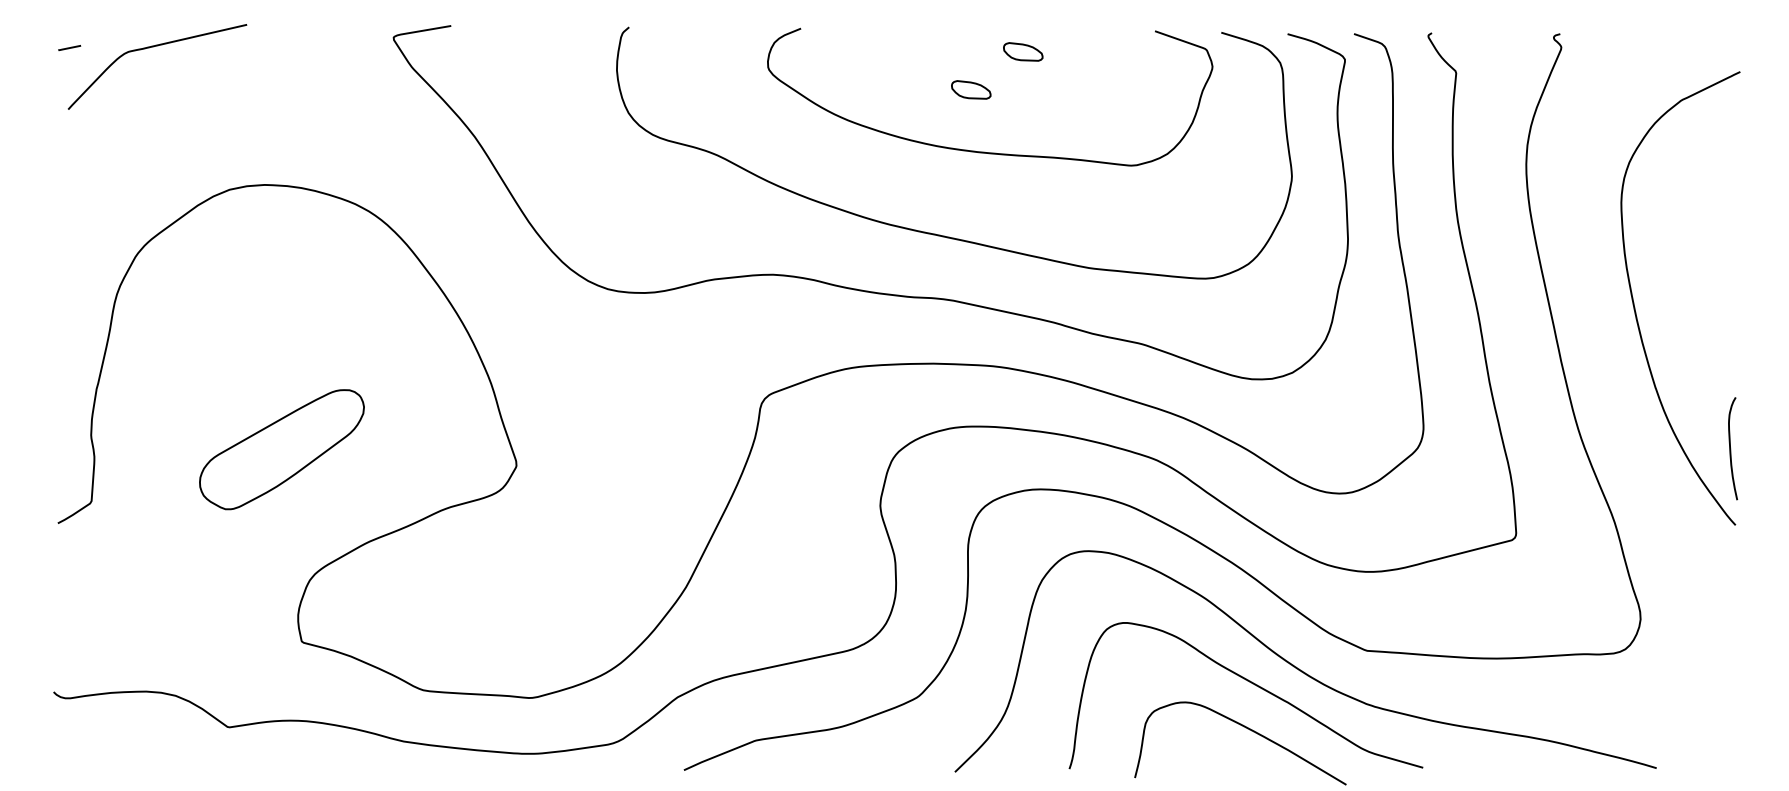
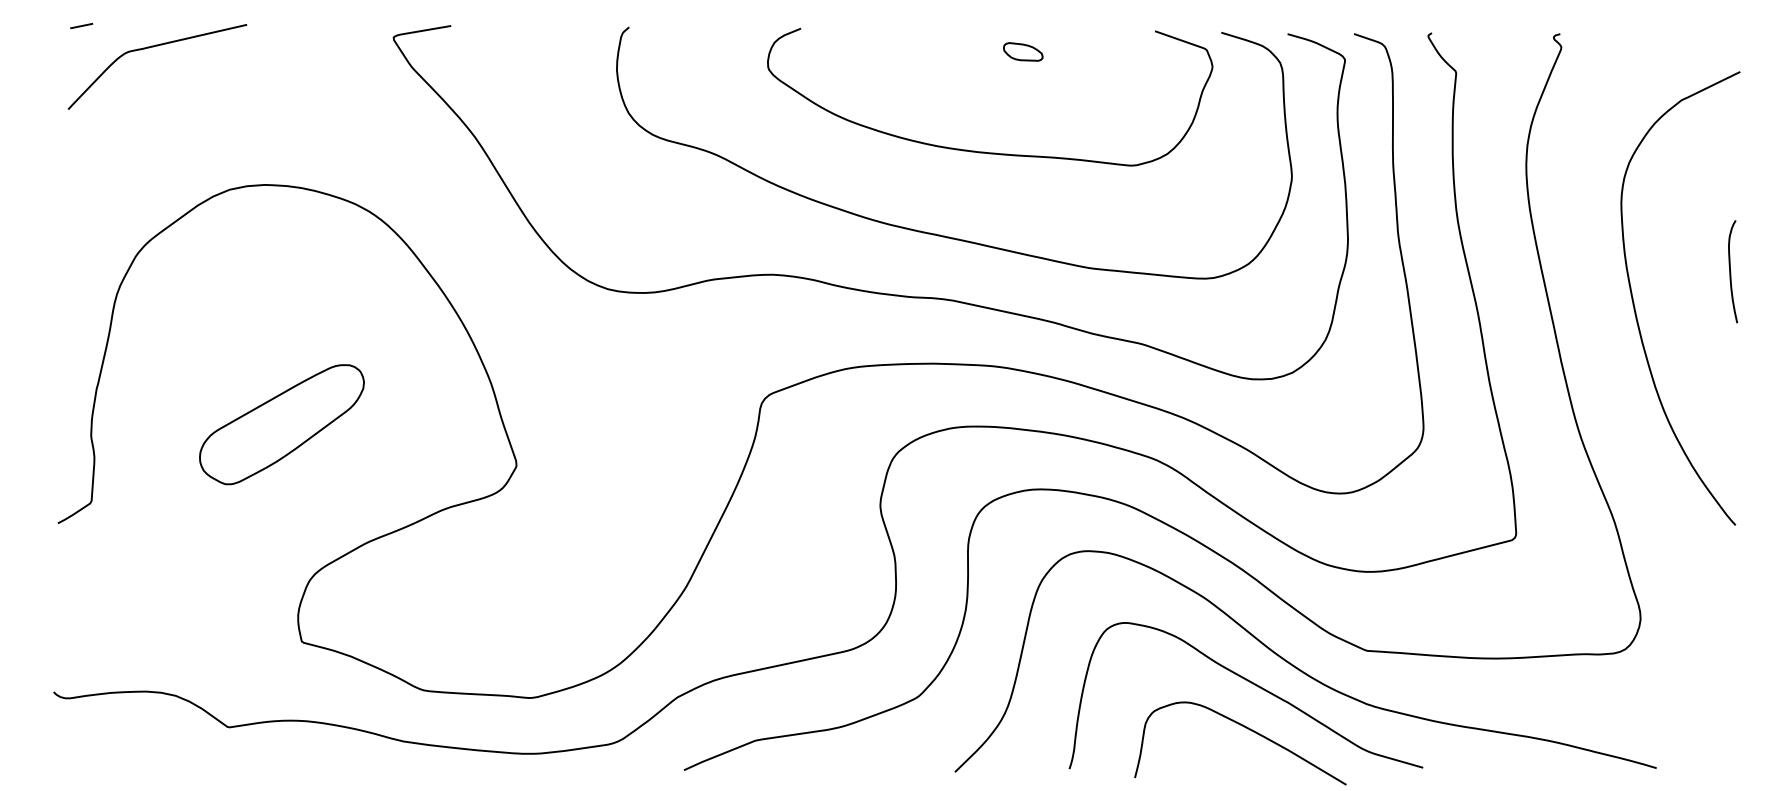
line position: (69, 47) -> (81, 25) (81, 25)
part: present -> none (971, 89)
curve position: (1731, 448) -> (1731, 271) (1731, 271)
part position: (281, 449) -> (281, 424) (281, 424)
